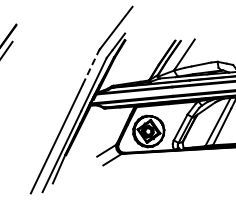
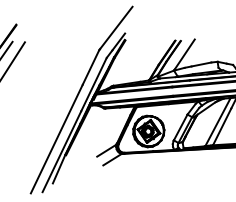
line: none -> present (13, 59)
line: dashed -> solid (91, 67)
